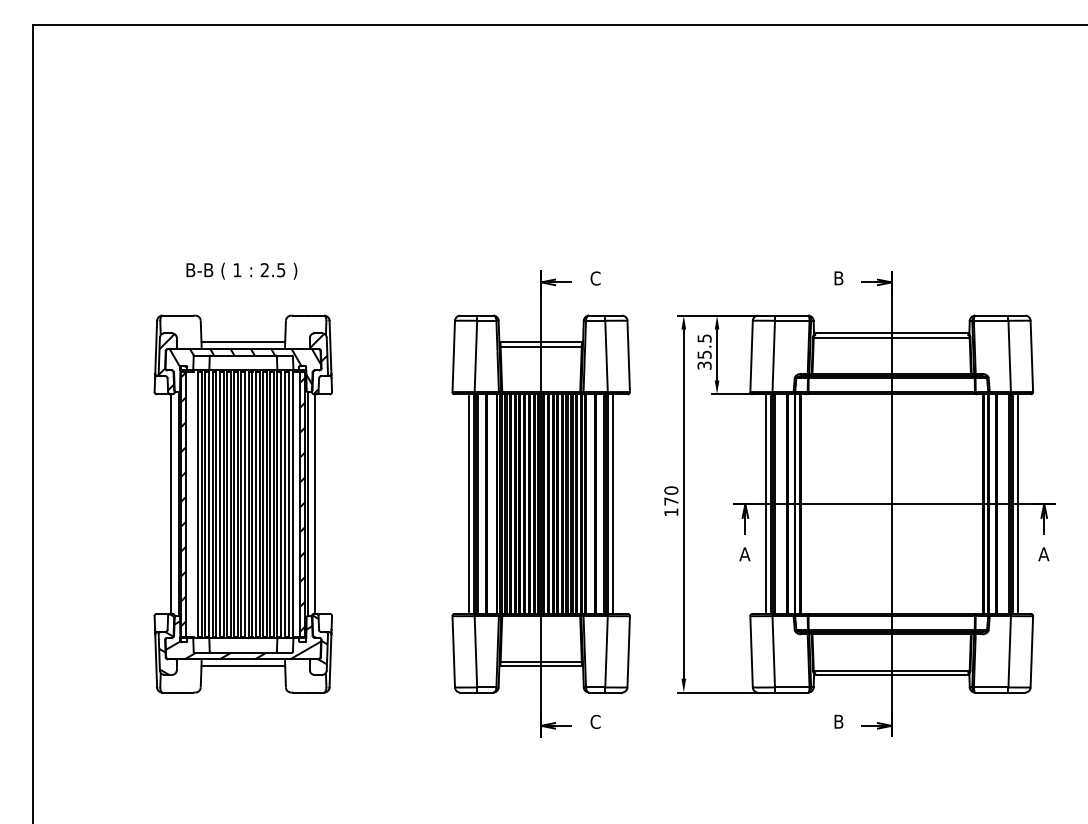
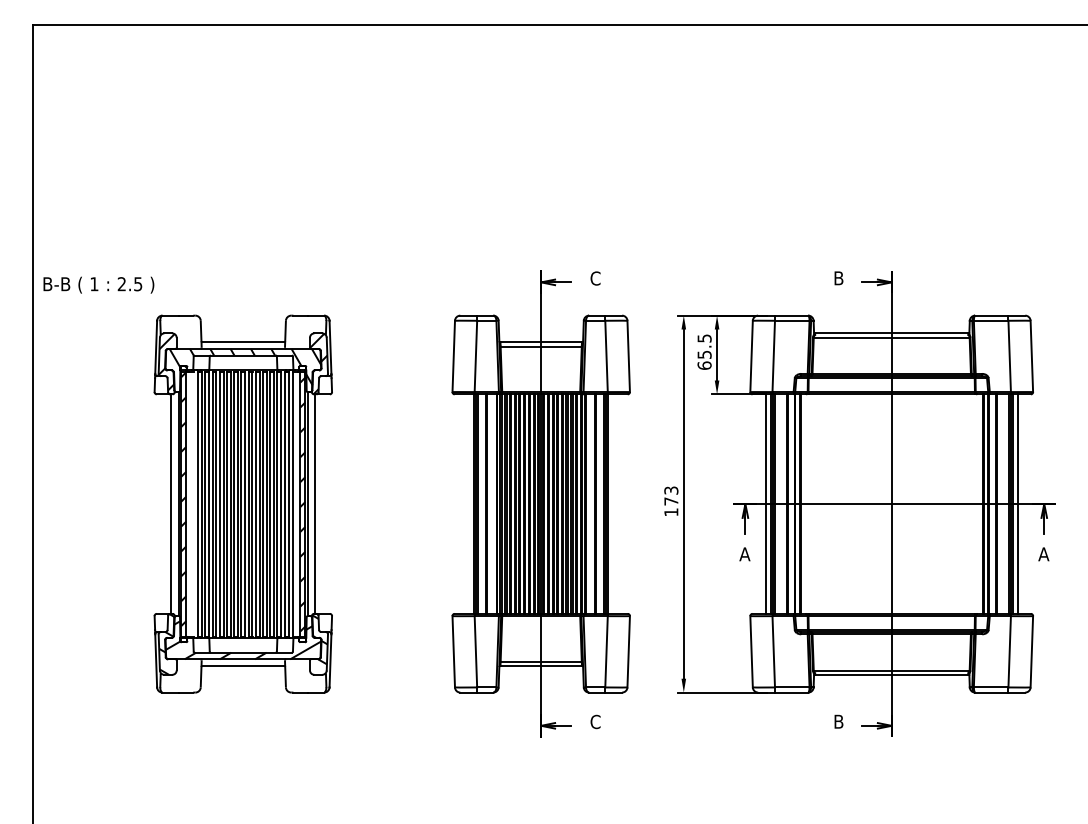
text position: (241, 270) -> (98, 284) (98, 284)
text: 35.5 -> 65.5 (704, 365)
text: 170 -> 173 (671, 490)
line: present -> none (469, 503)
line: present -> none (613, 503)
